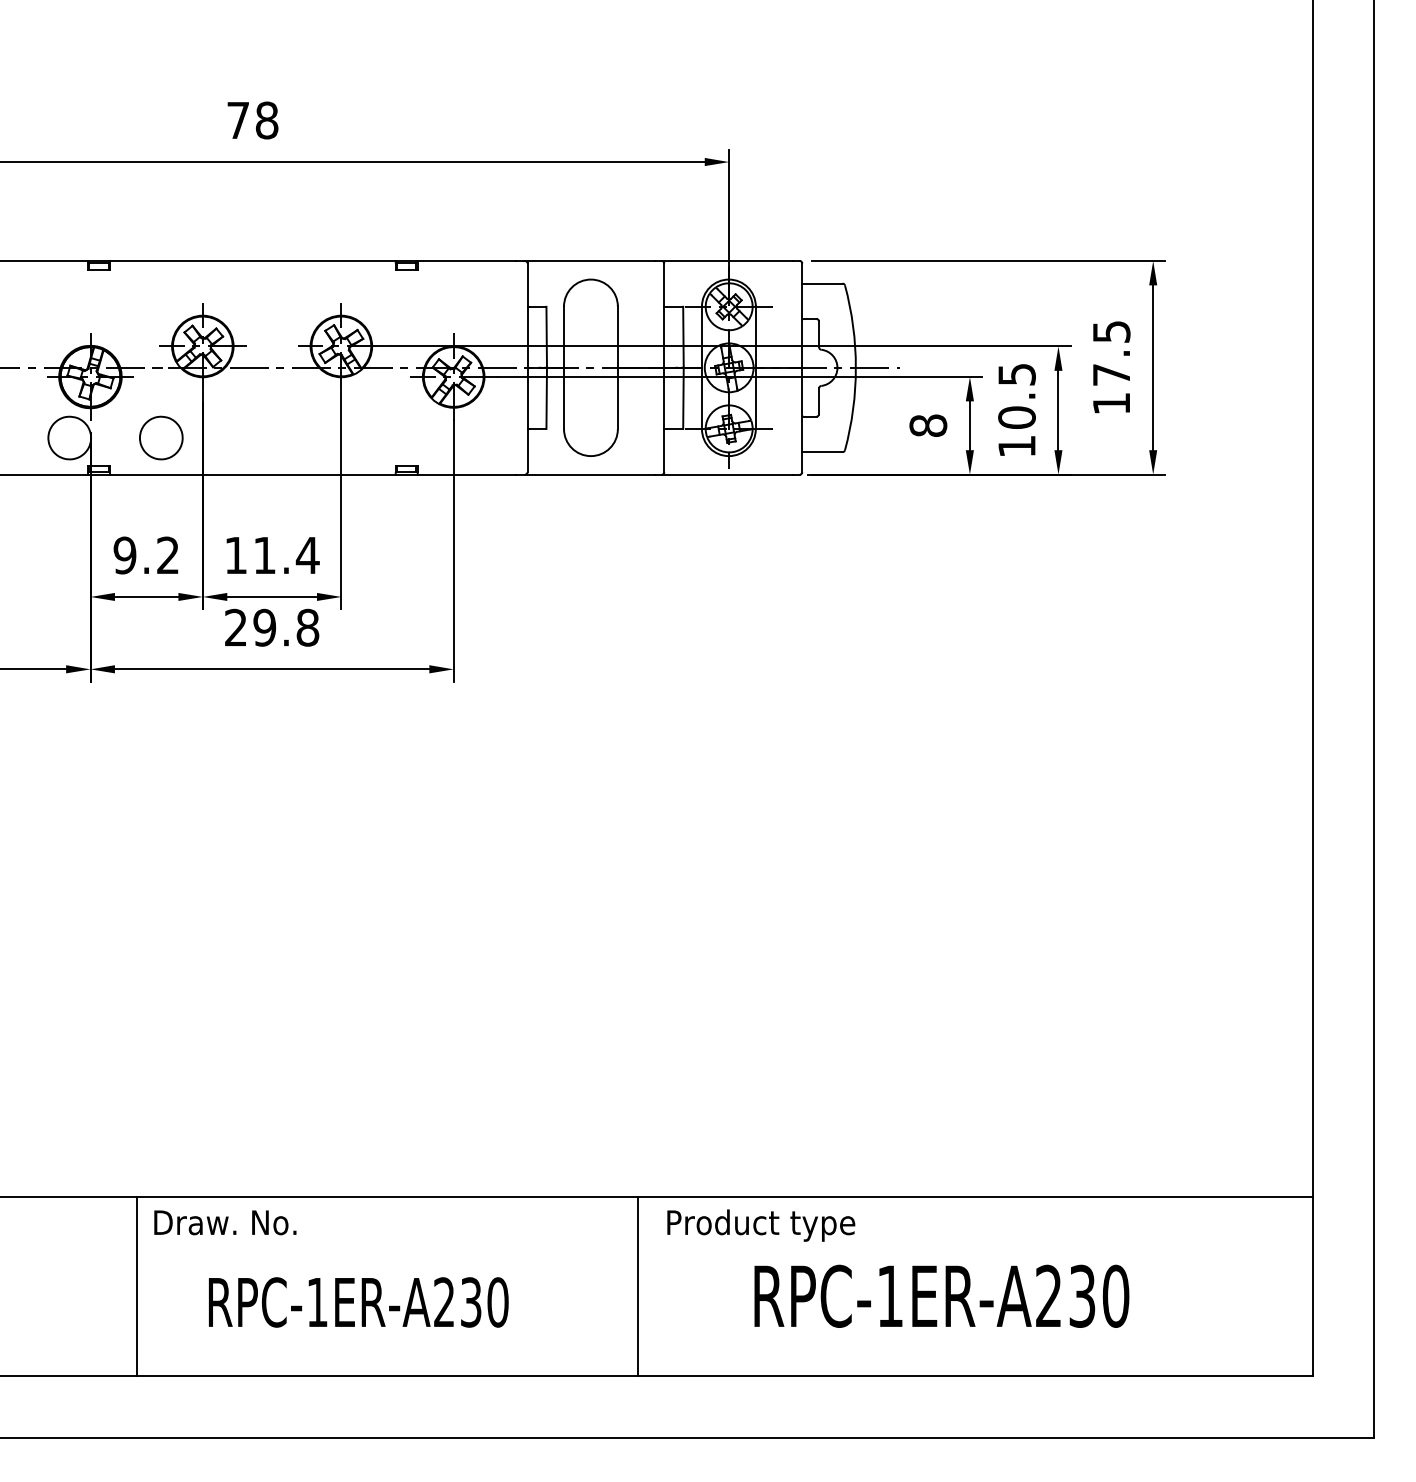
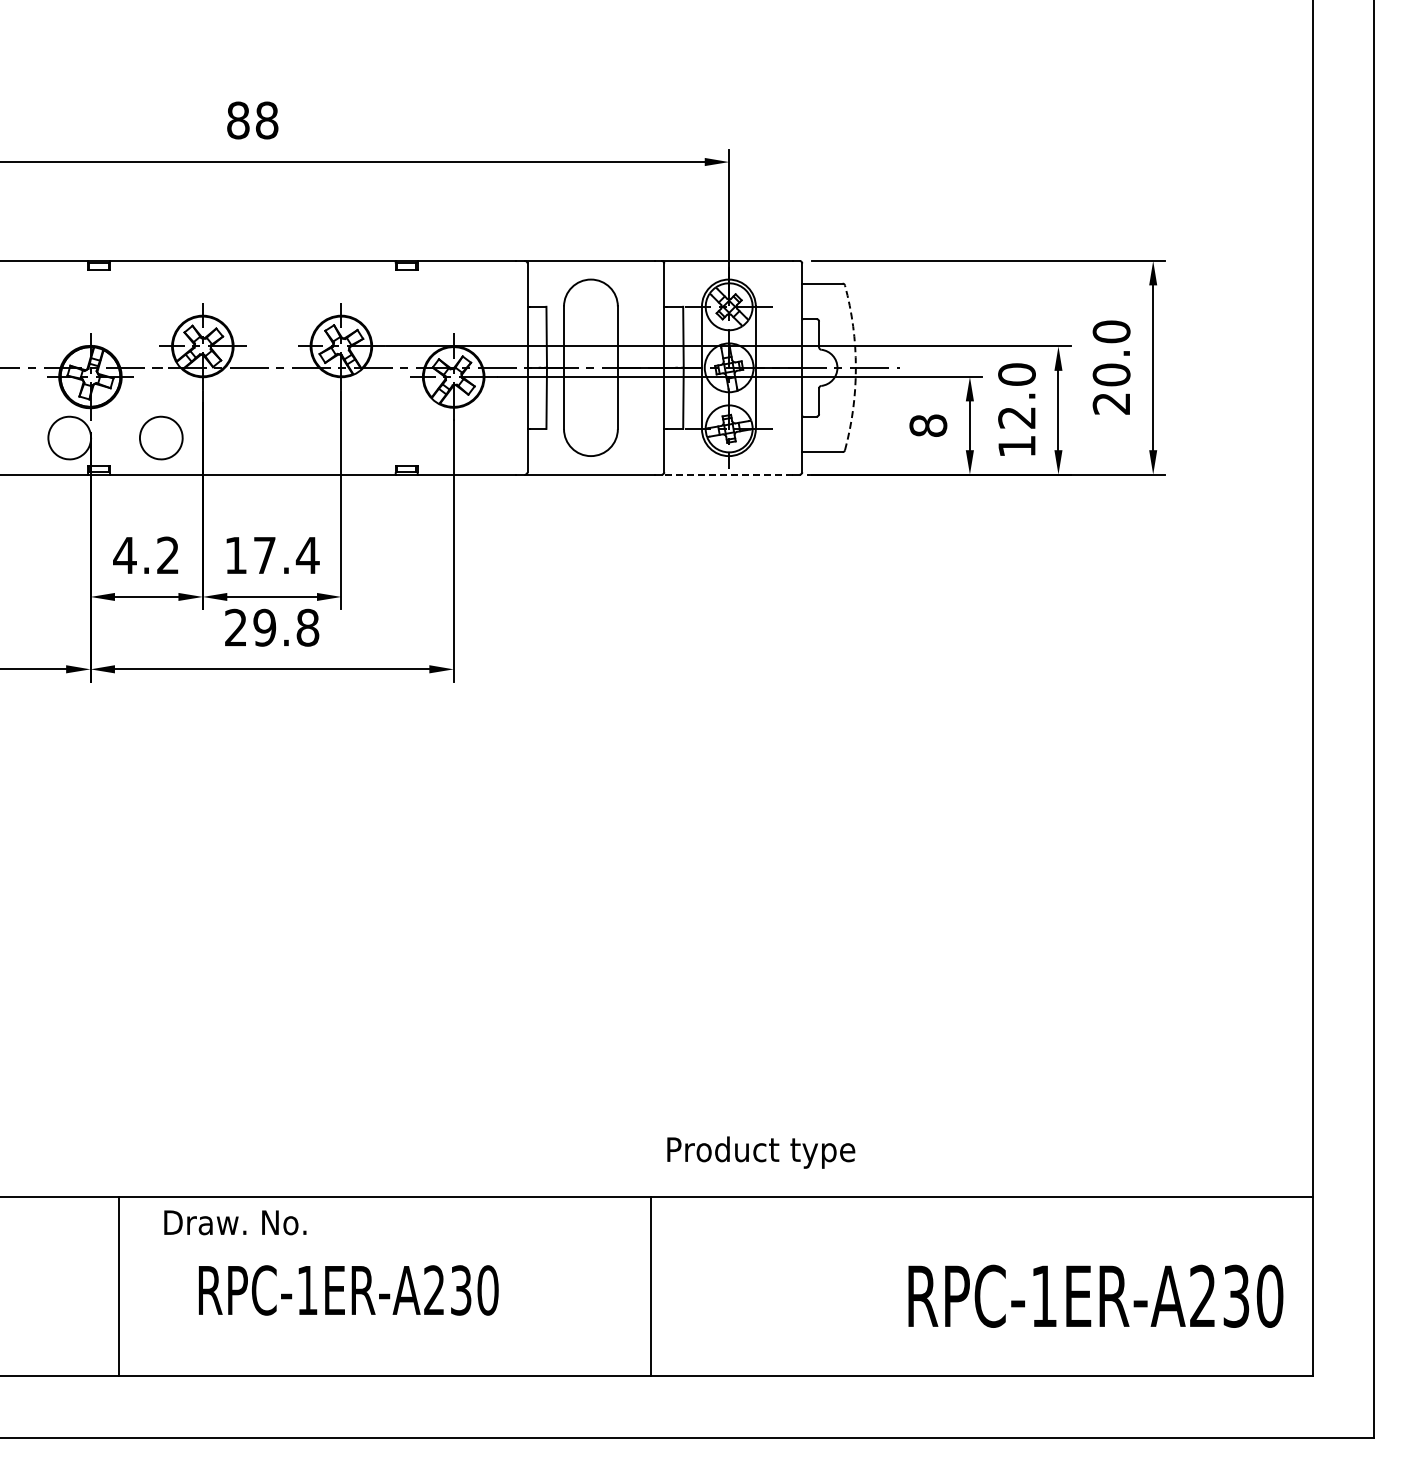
text: 78 -> 88 (238, 120)
arc: solid -> dashed (855, 367)
text: 17.5 -> 20.0 (1111, 367)
text: 10.5 -> 12.0 (1016, 395)
line: solid -> dashed (726, 474)
text: 9.2 -> 4.2 (124, 555)
text: 11.4 -> 17.4 (264, 555)
text position: (225, 1222) -> (235, 1222) (235, 1222)
text position: (761, 1225) -> (761, 1152) (761, 1152)
line position: (136, 1286) -> (118, 1286) (118, 1286)
line position: (637, 1286) -> (650, 1286) (650, 1286)
text position: (941, 1295) -> (1095, 1295) (1095, 1295)
text position: (358, 1302) -> (348, 1290) (348, 1290)
